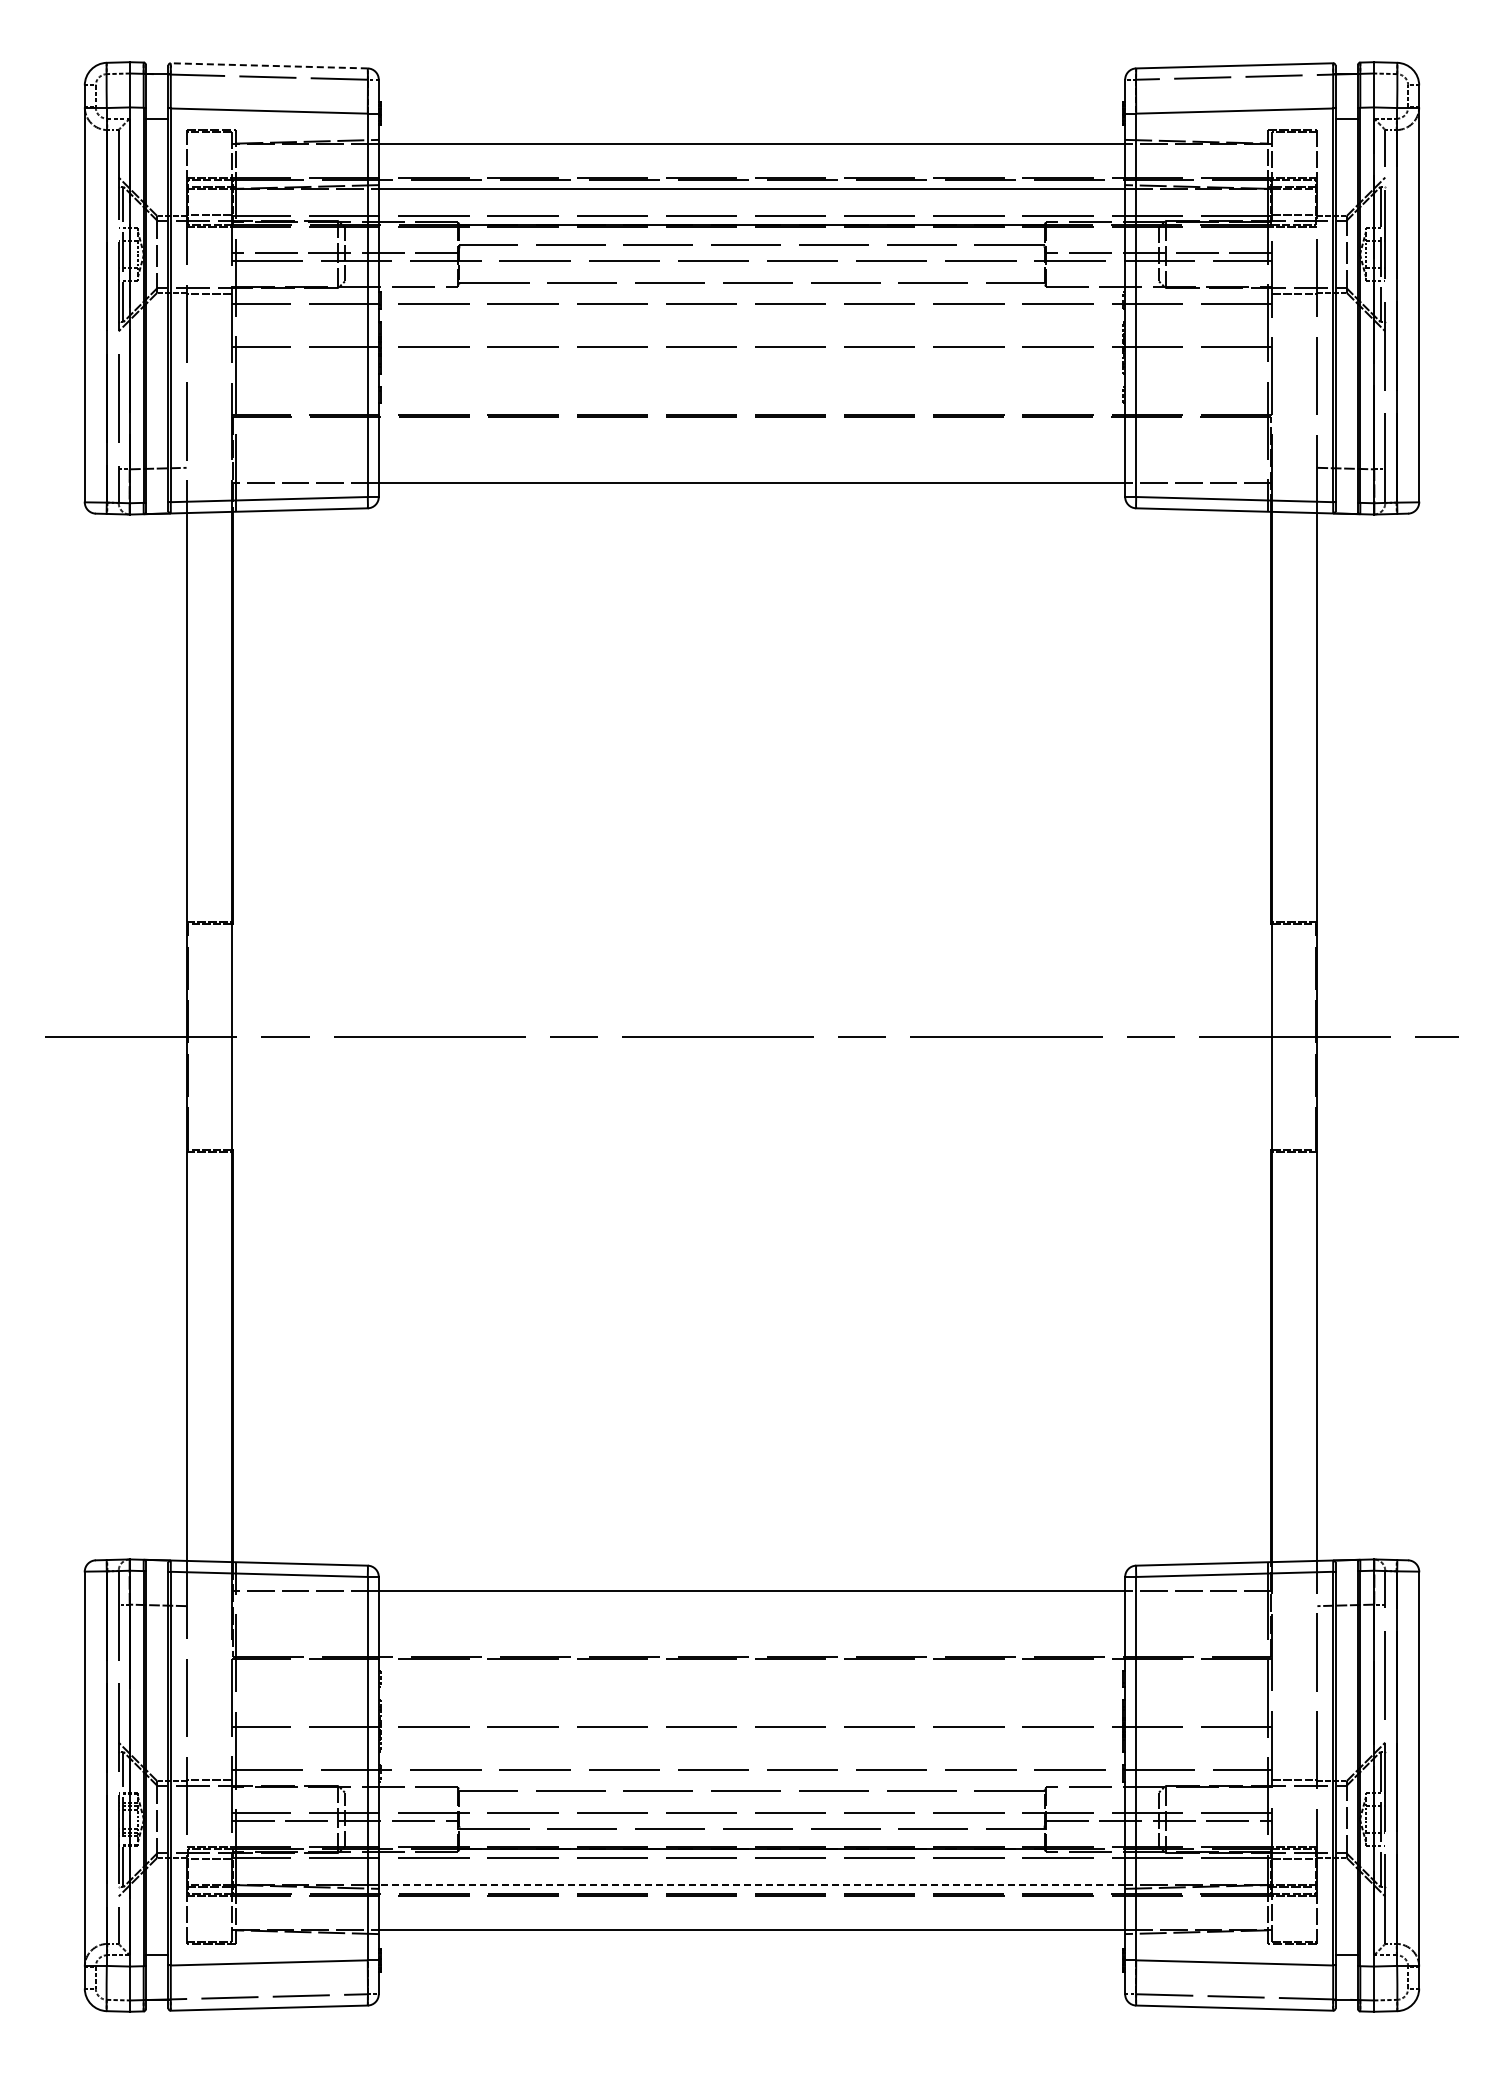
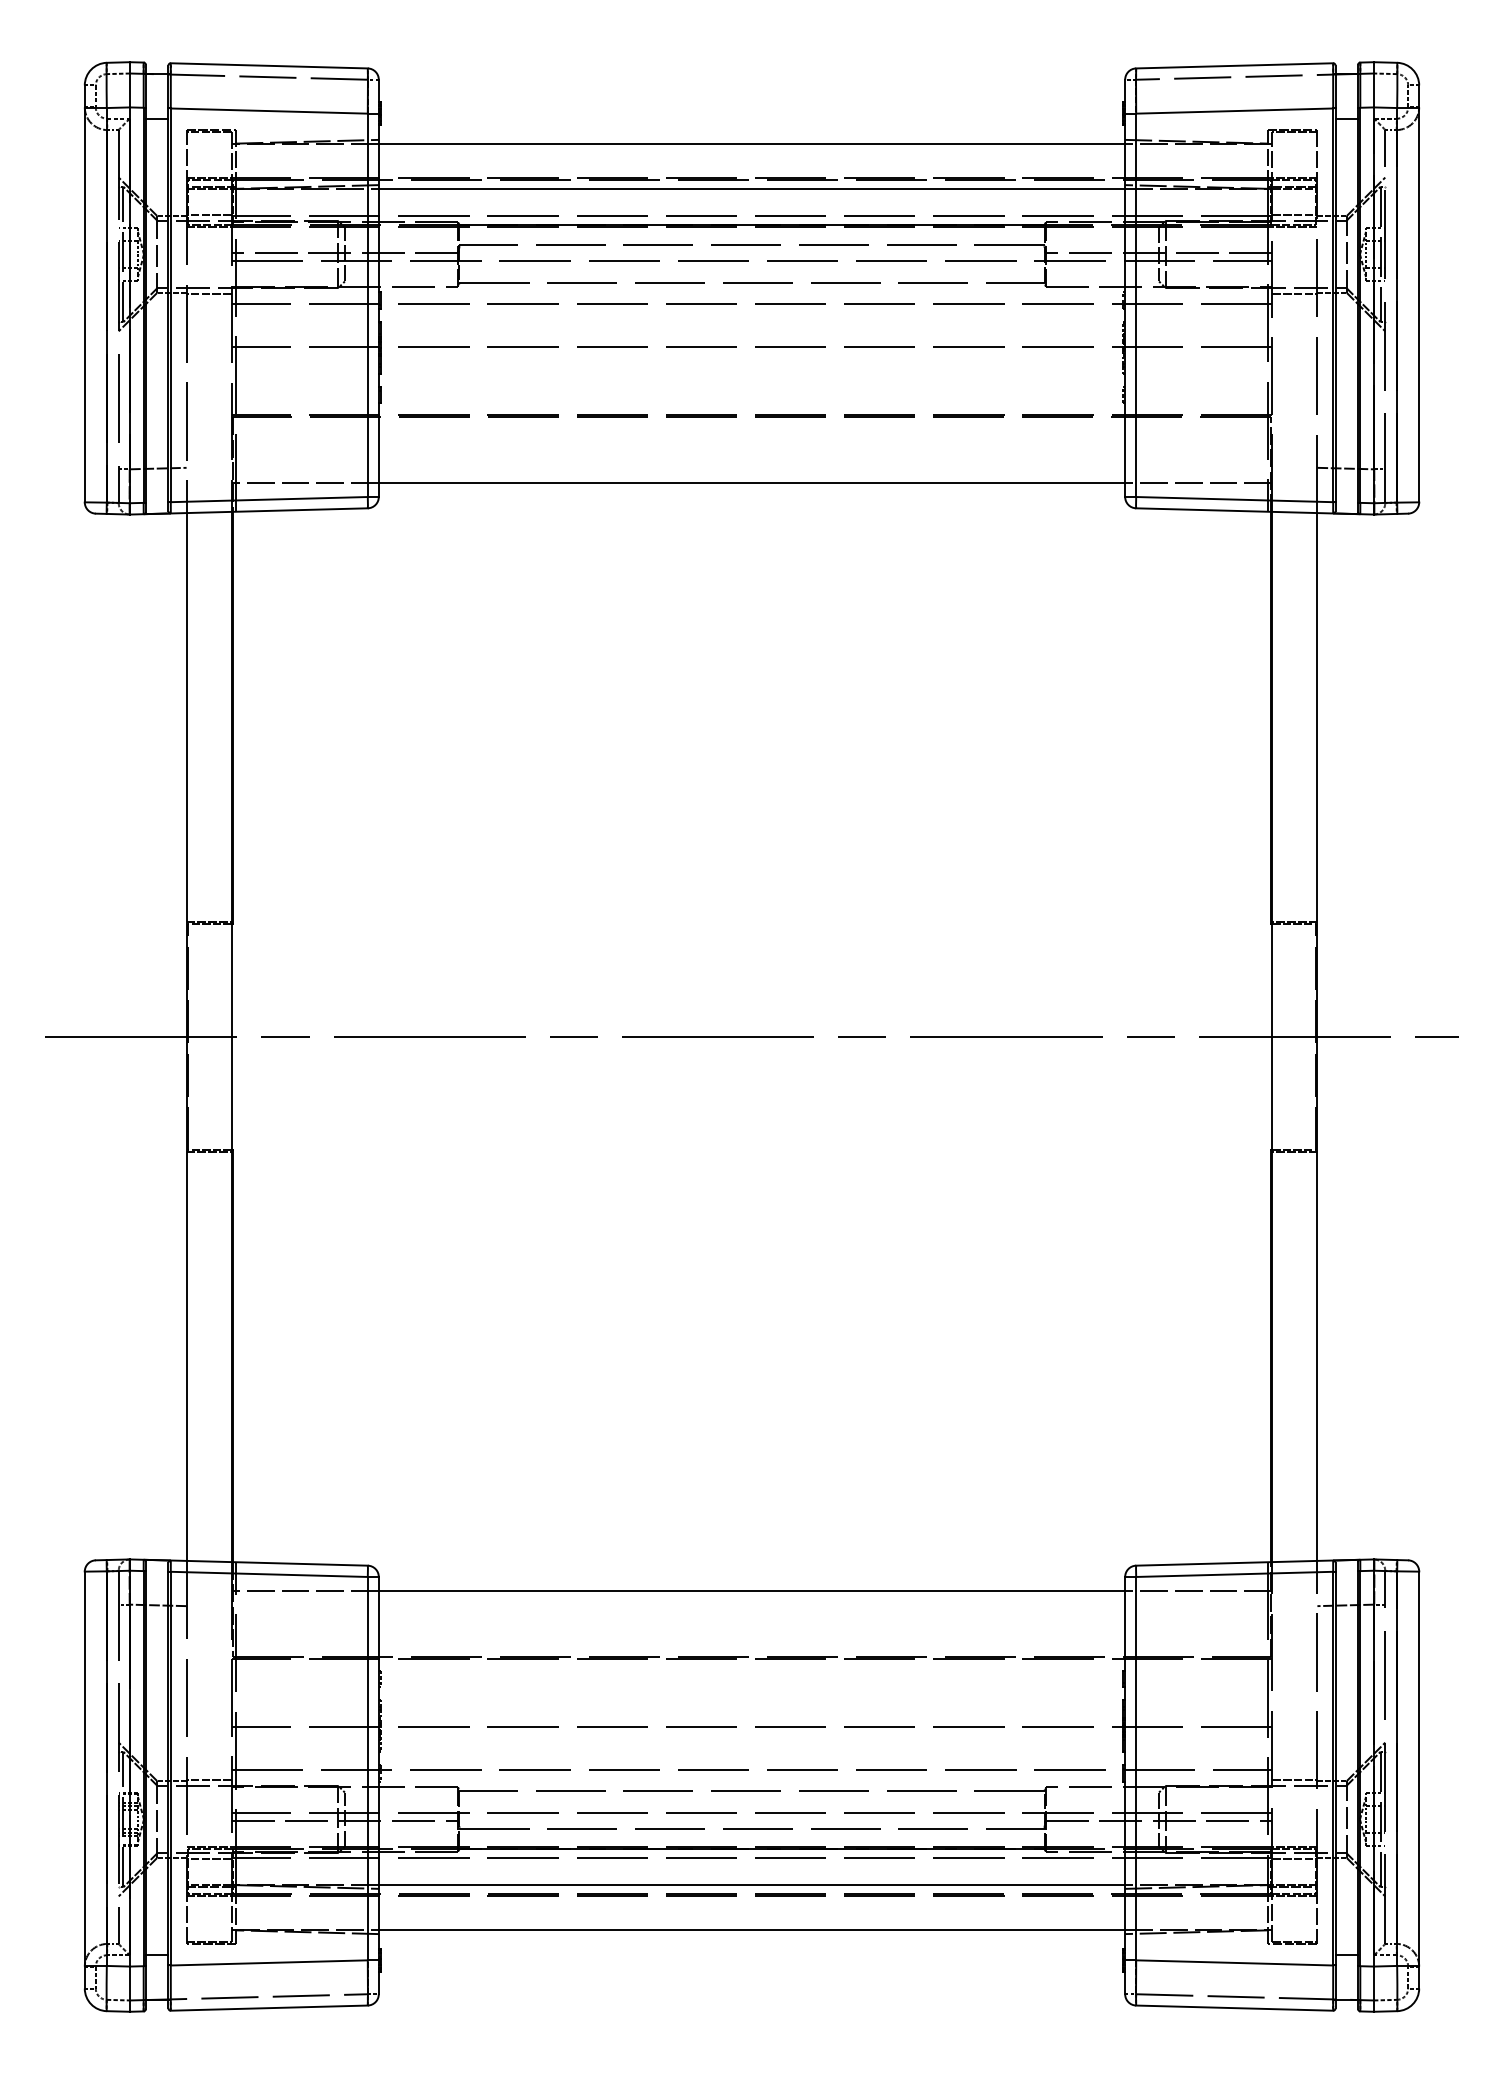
line: dashed -> solid (269, 65)
line: dashed -> solid (751, 1885)
